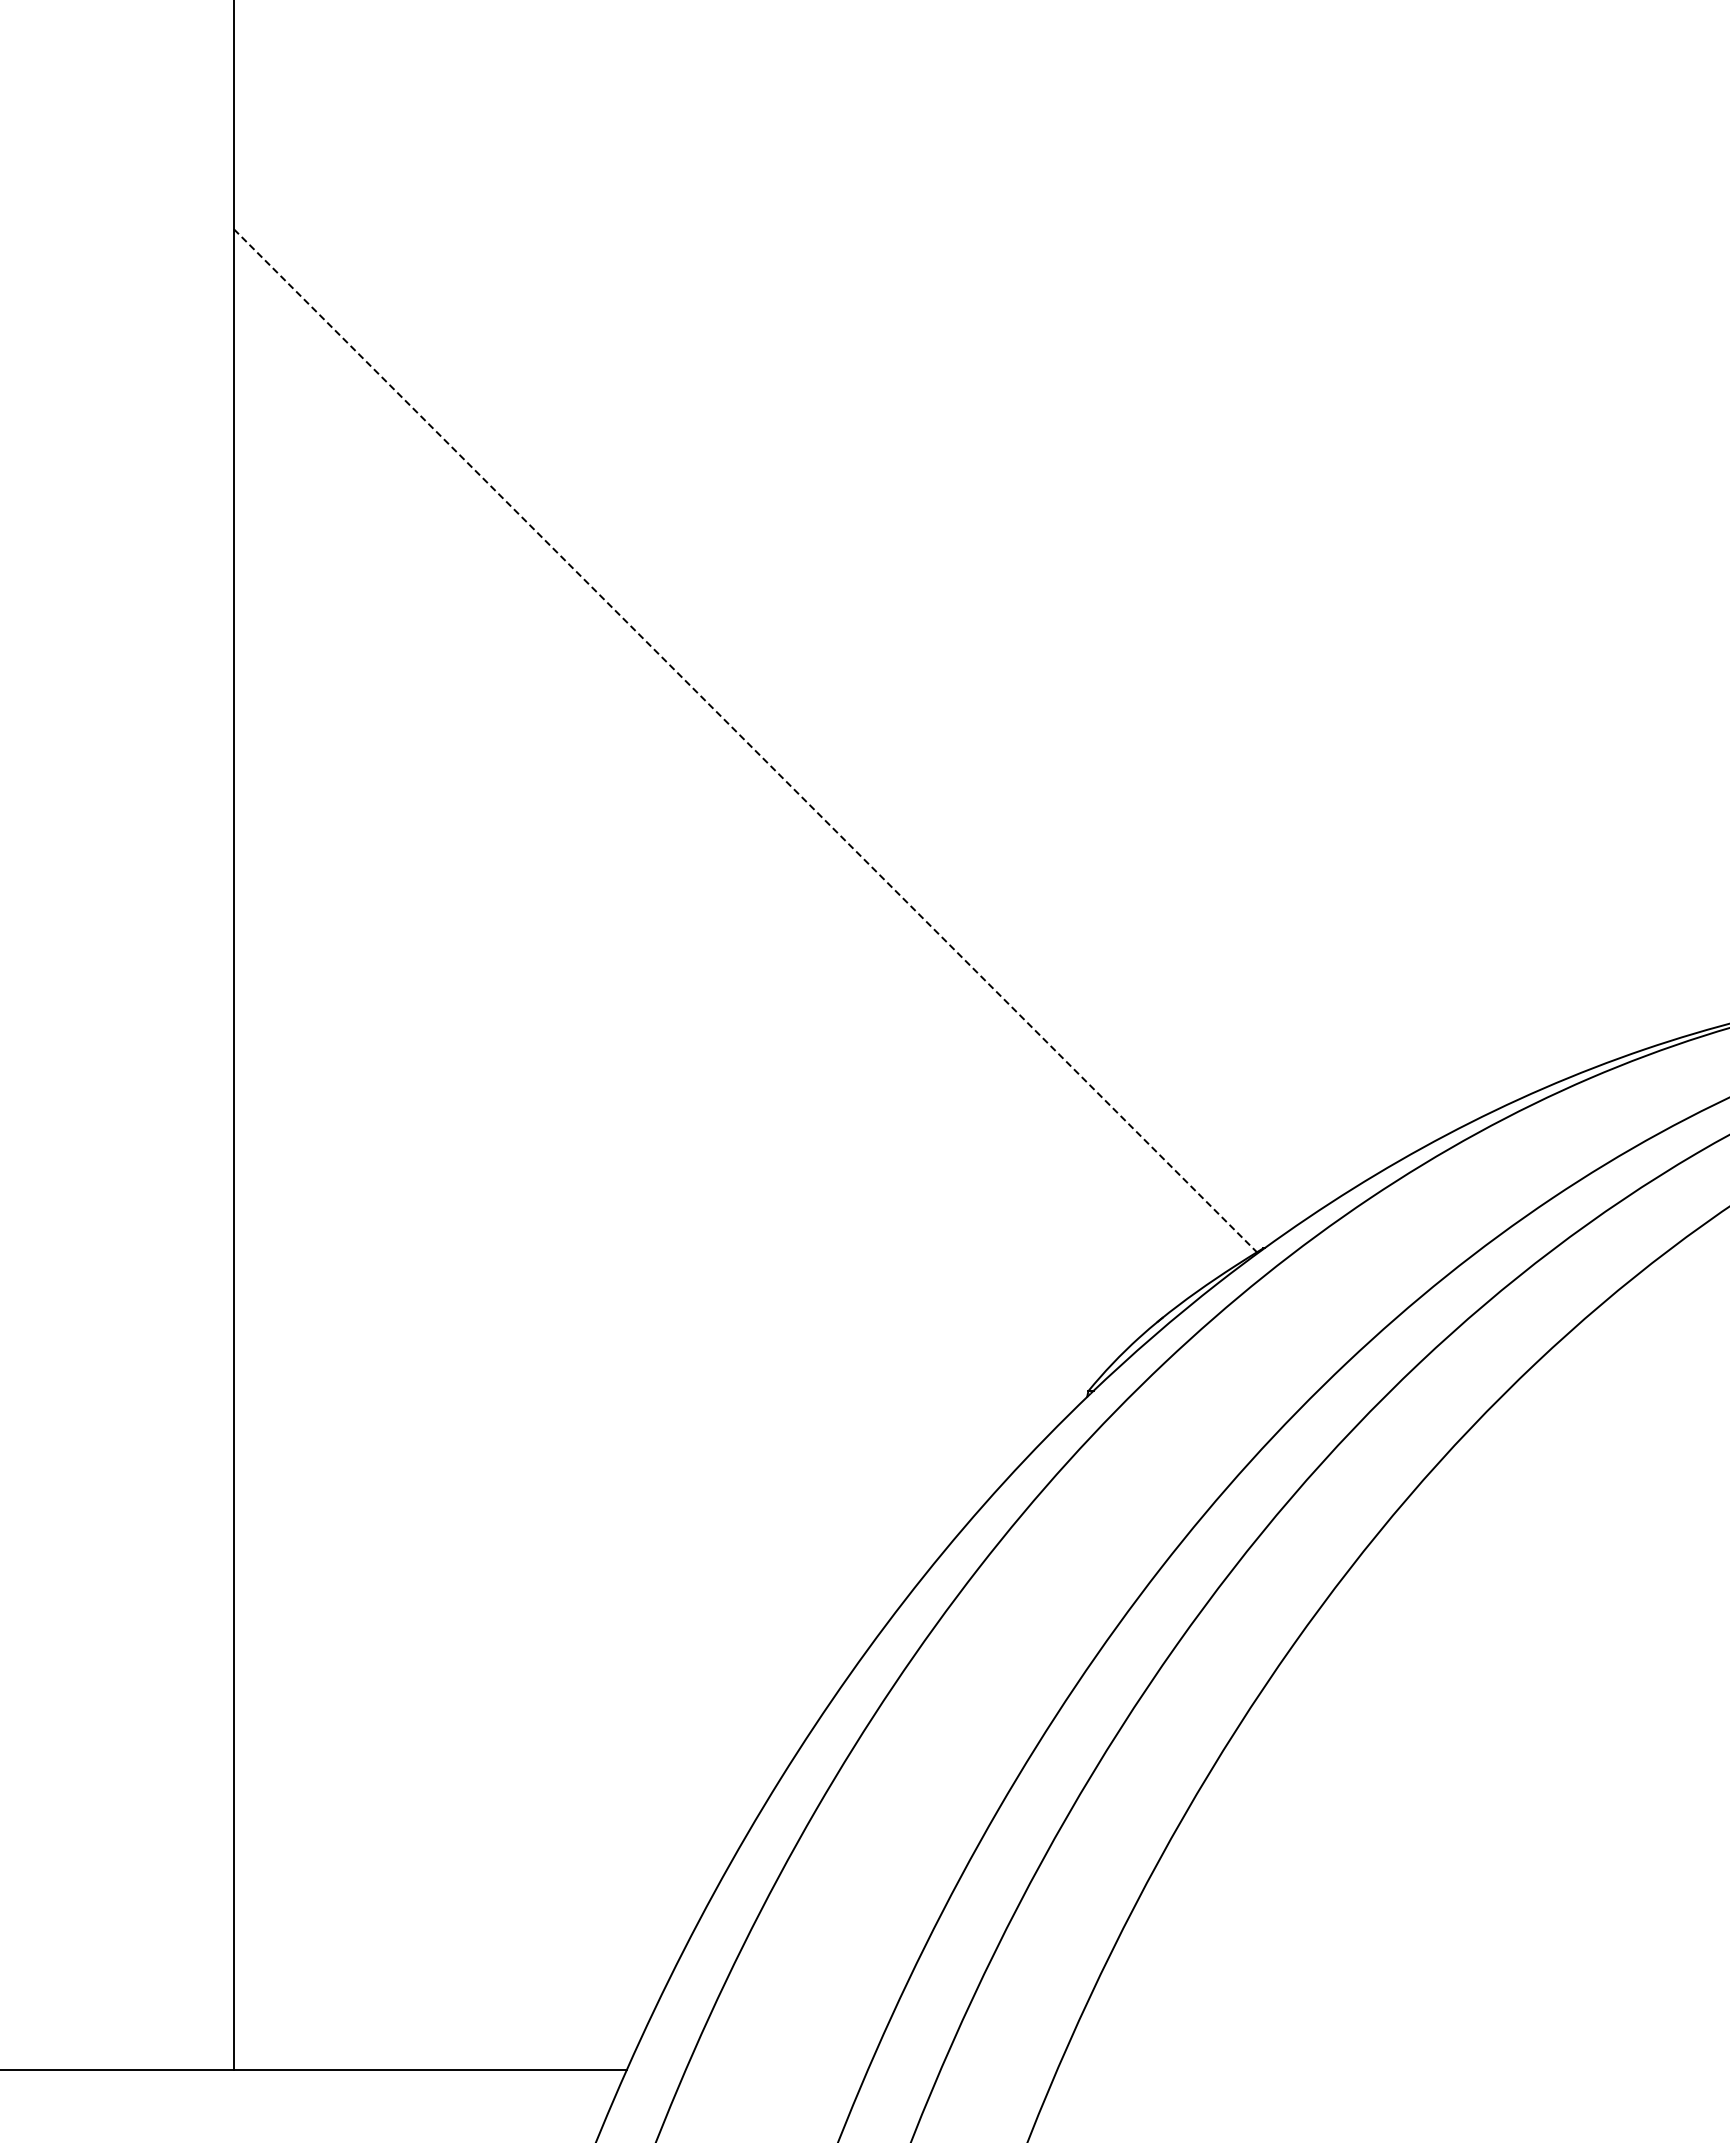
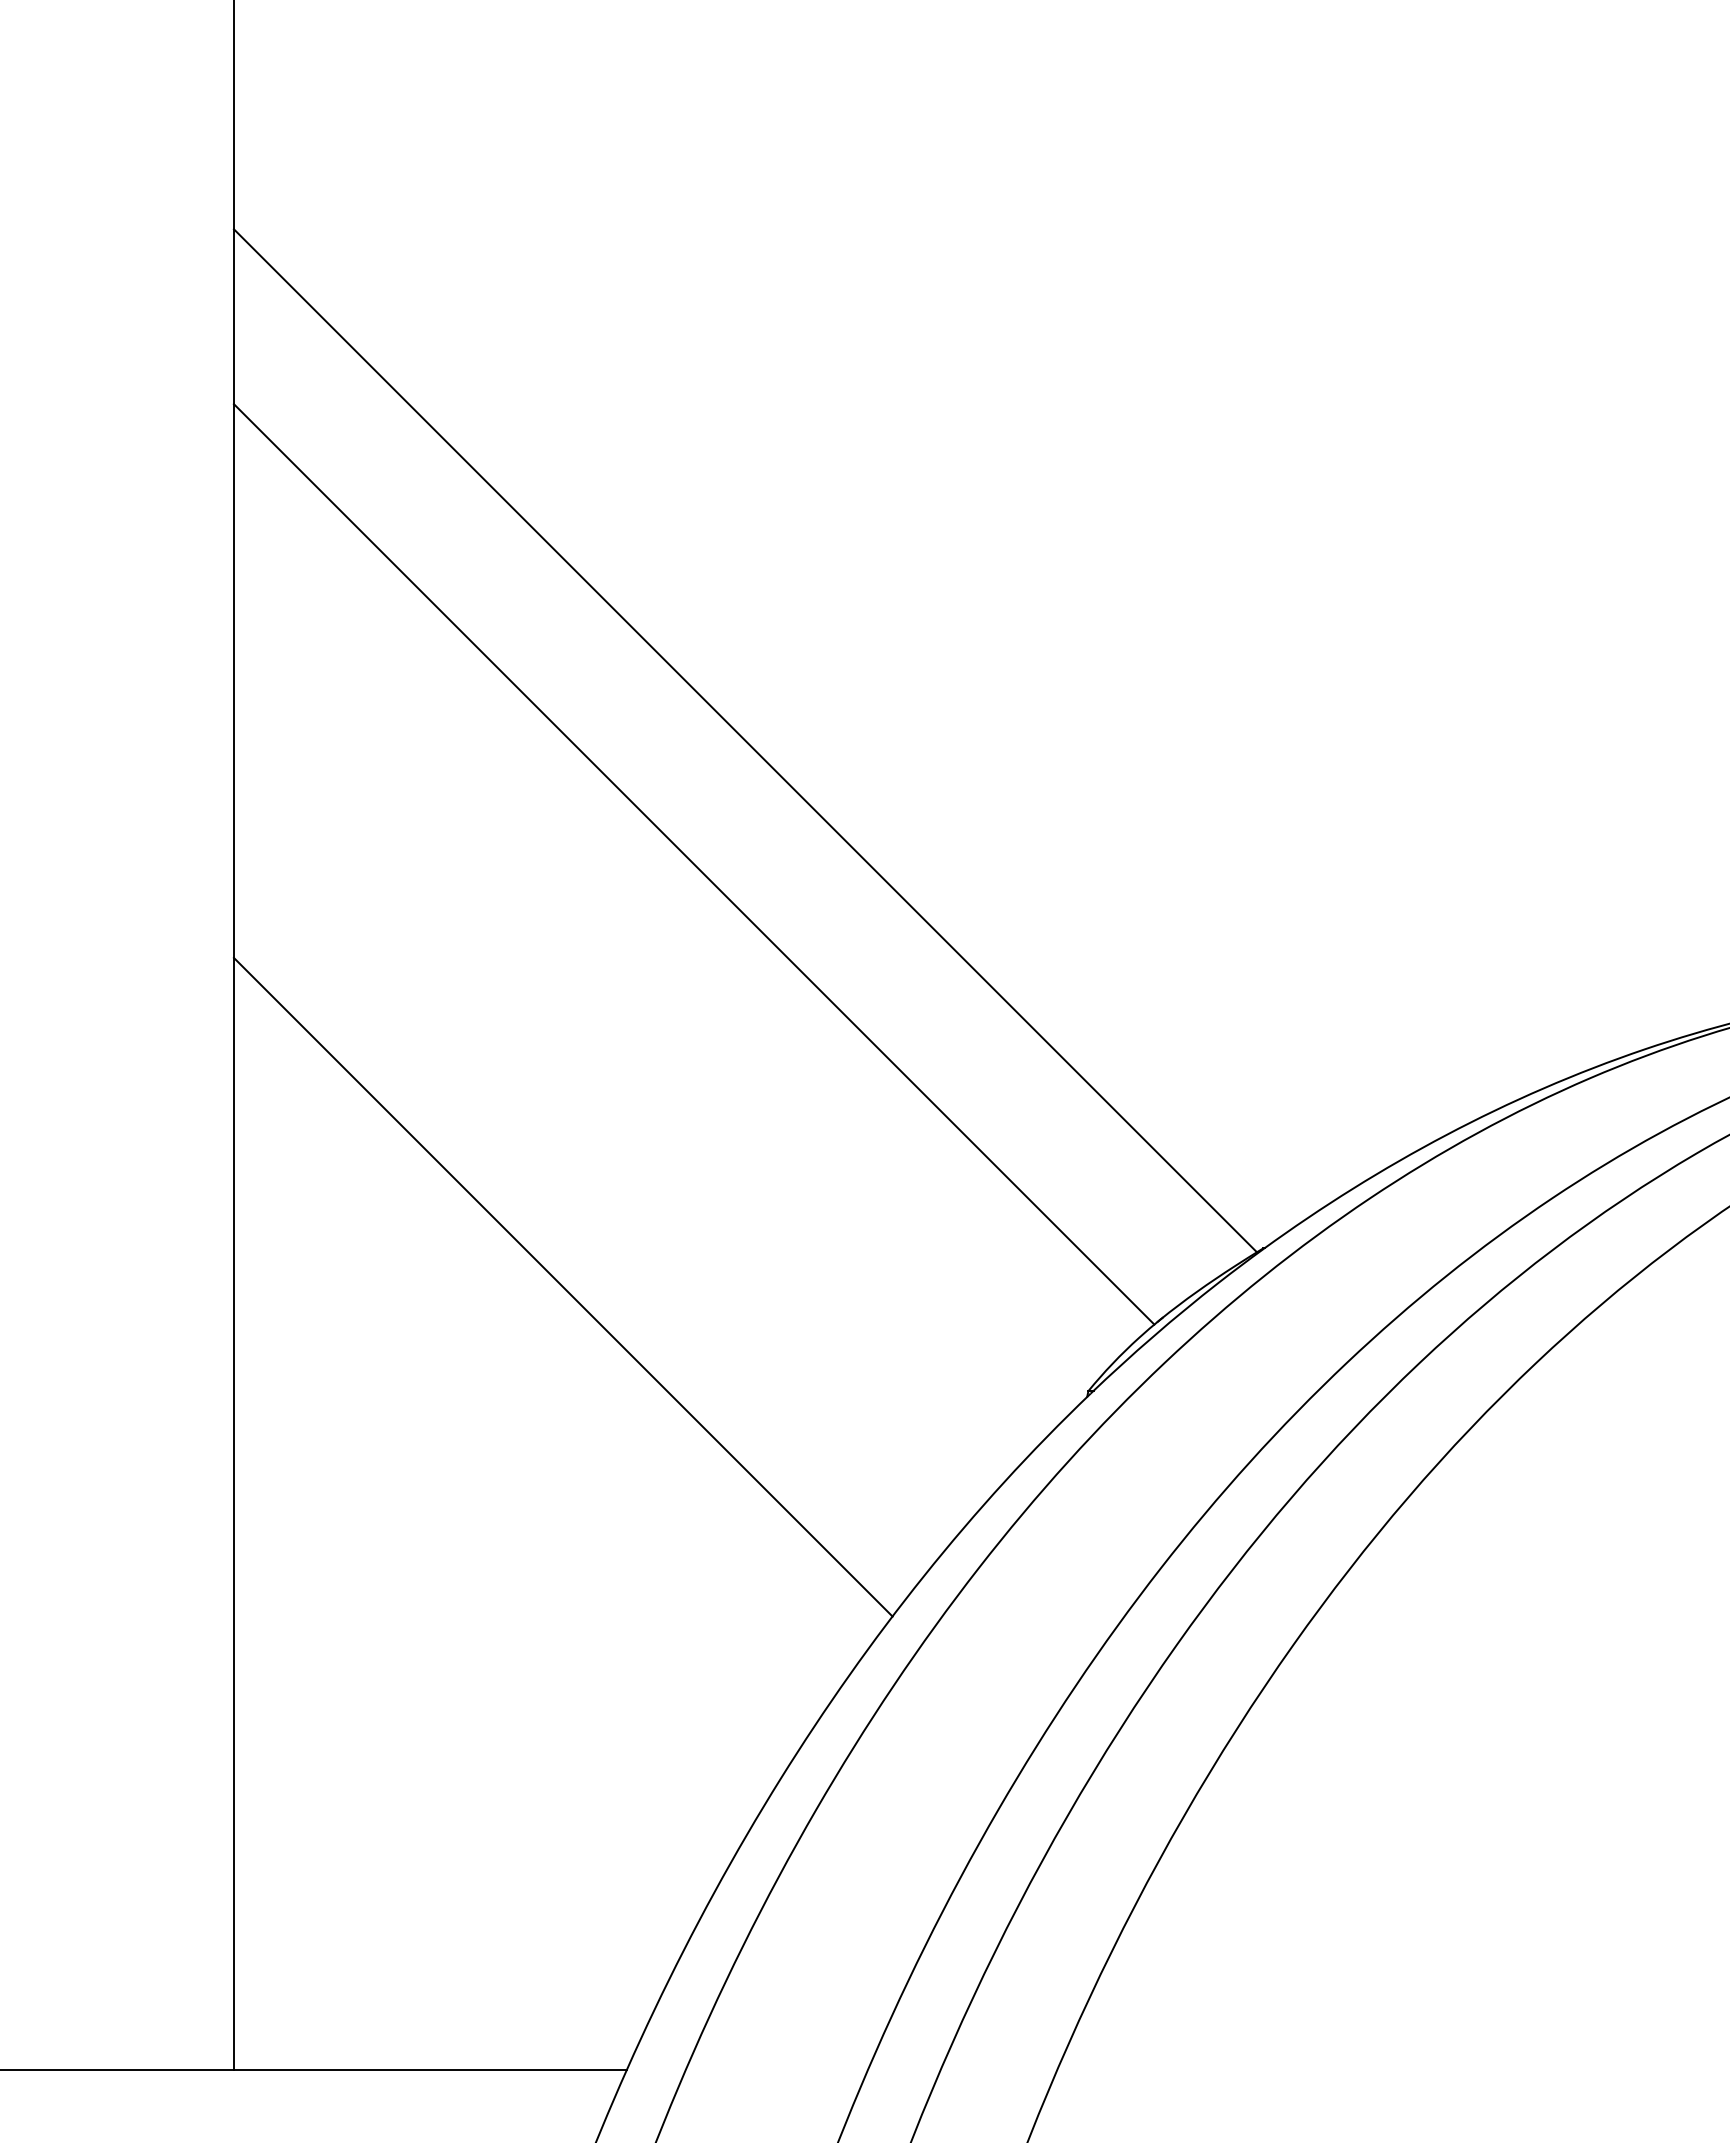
line: dashed -> solid (745, 741)
line: none -> present (693, 864)
line: none -> present (562, 1286)
